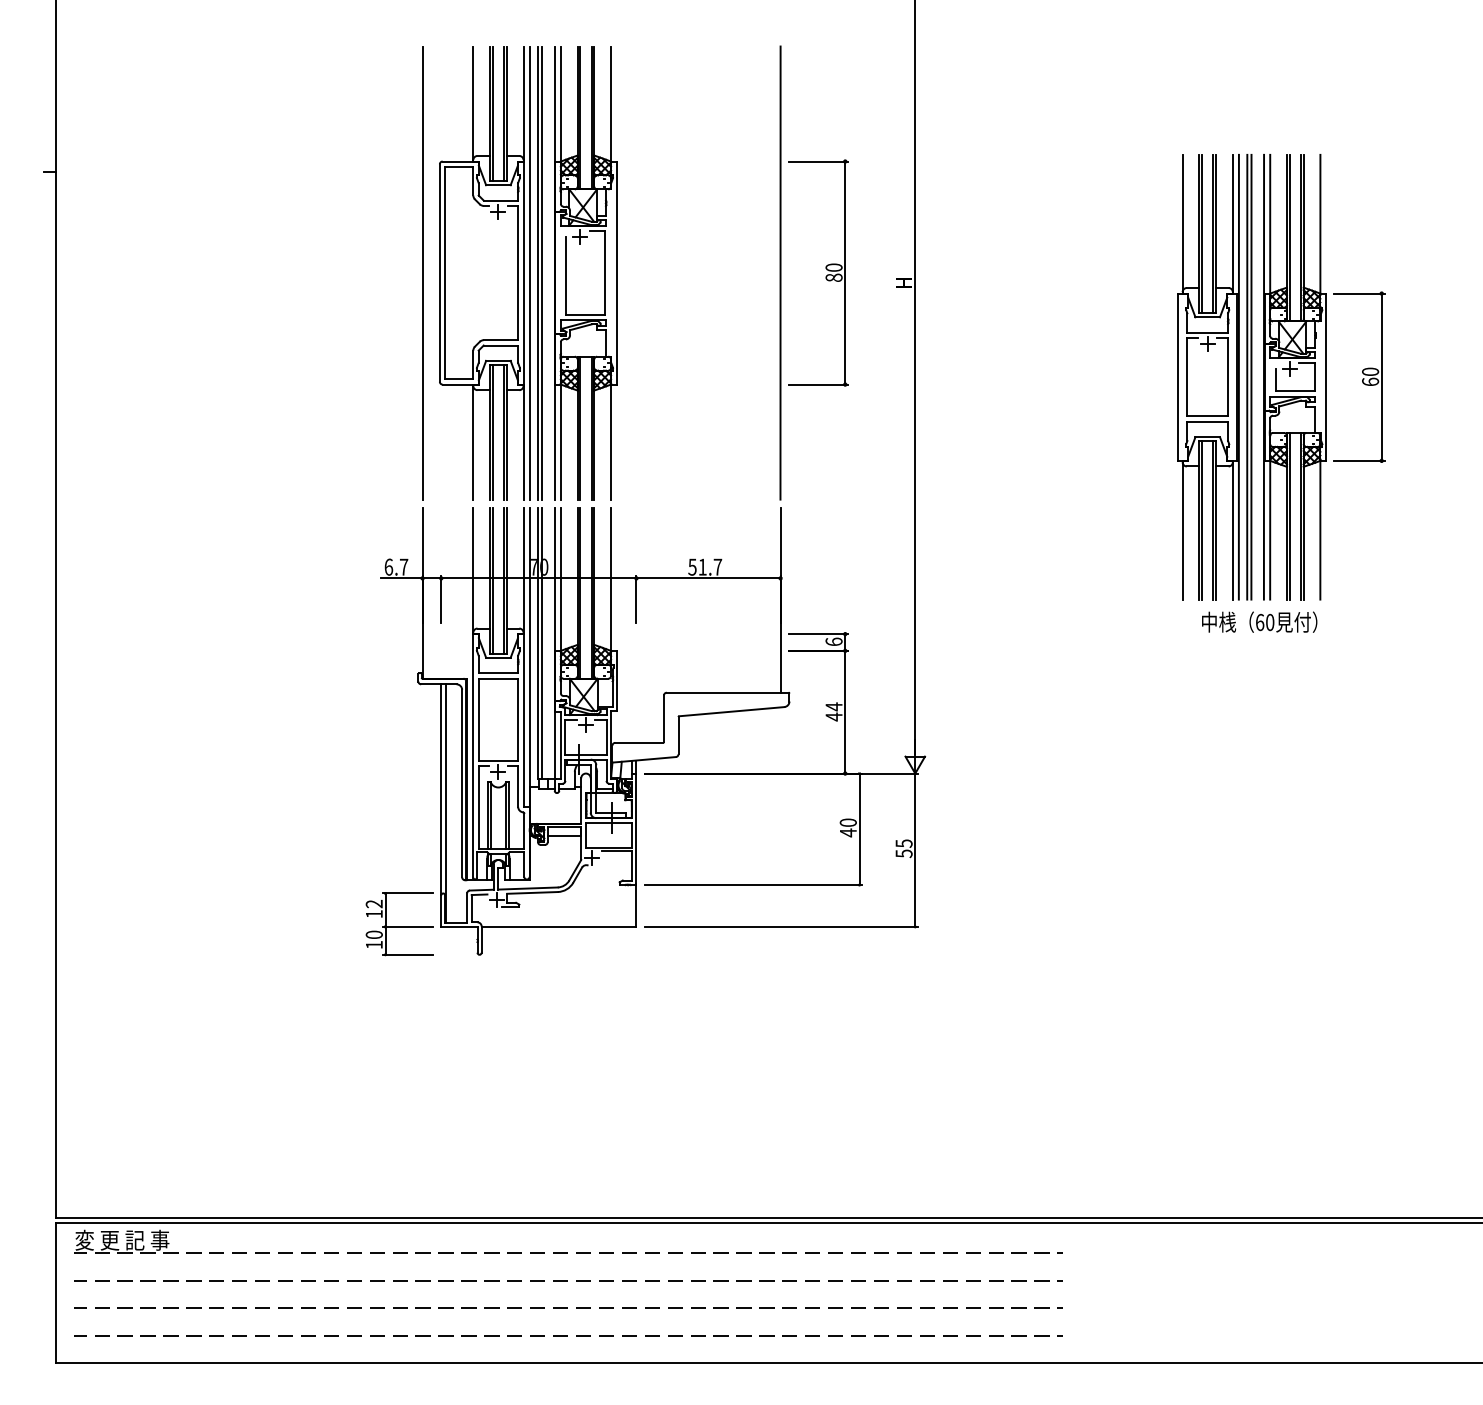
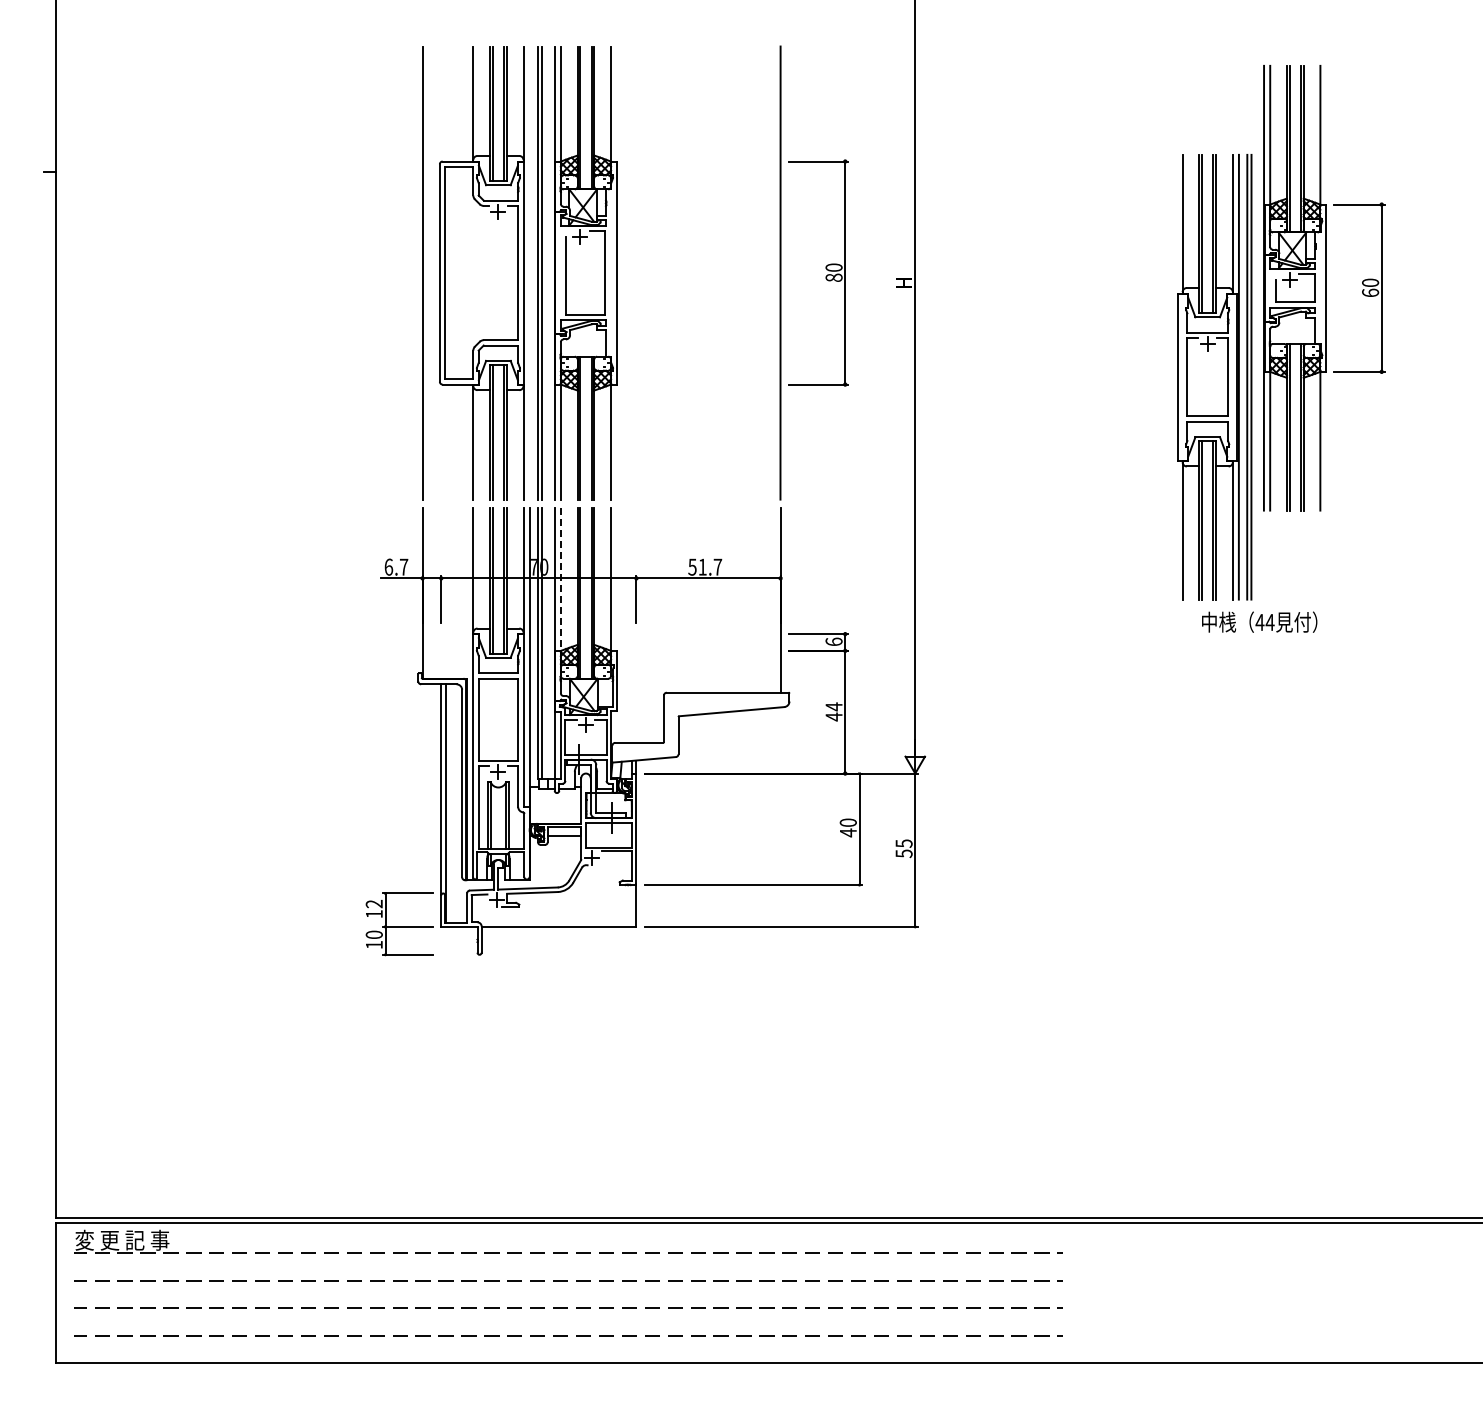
line: present -> none (529, 272)
part position: (1324, 377) -> (1324, 288) (1324, 288)
line: solid -> dashed (560, 580)
text: 60 -> 44 (1264, 622)
